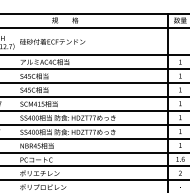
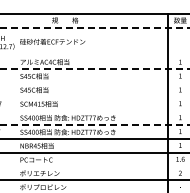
line: solid -> dashed (95, 27)
line: present -> none (94, 55)
line: solid -> dashed (95, 69)
line: present -> none (94, 83)
line: present -> none (94, 97)
line: present -> none (94, 110)
line: solid -> dashed (95, 124)
line: present -> none (94, 166)
